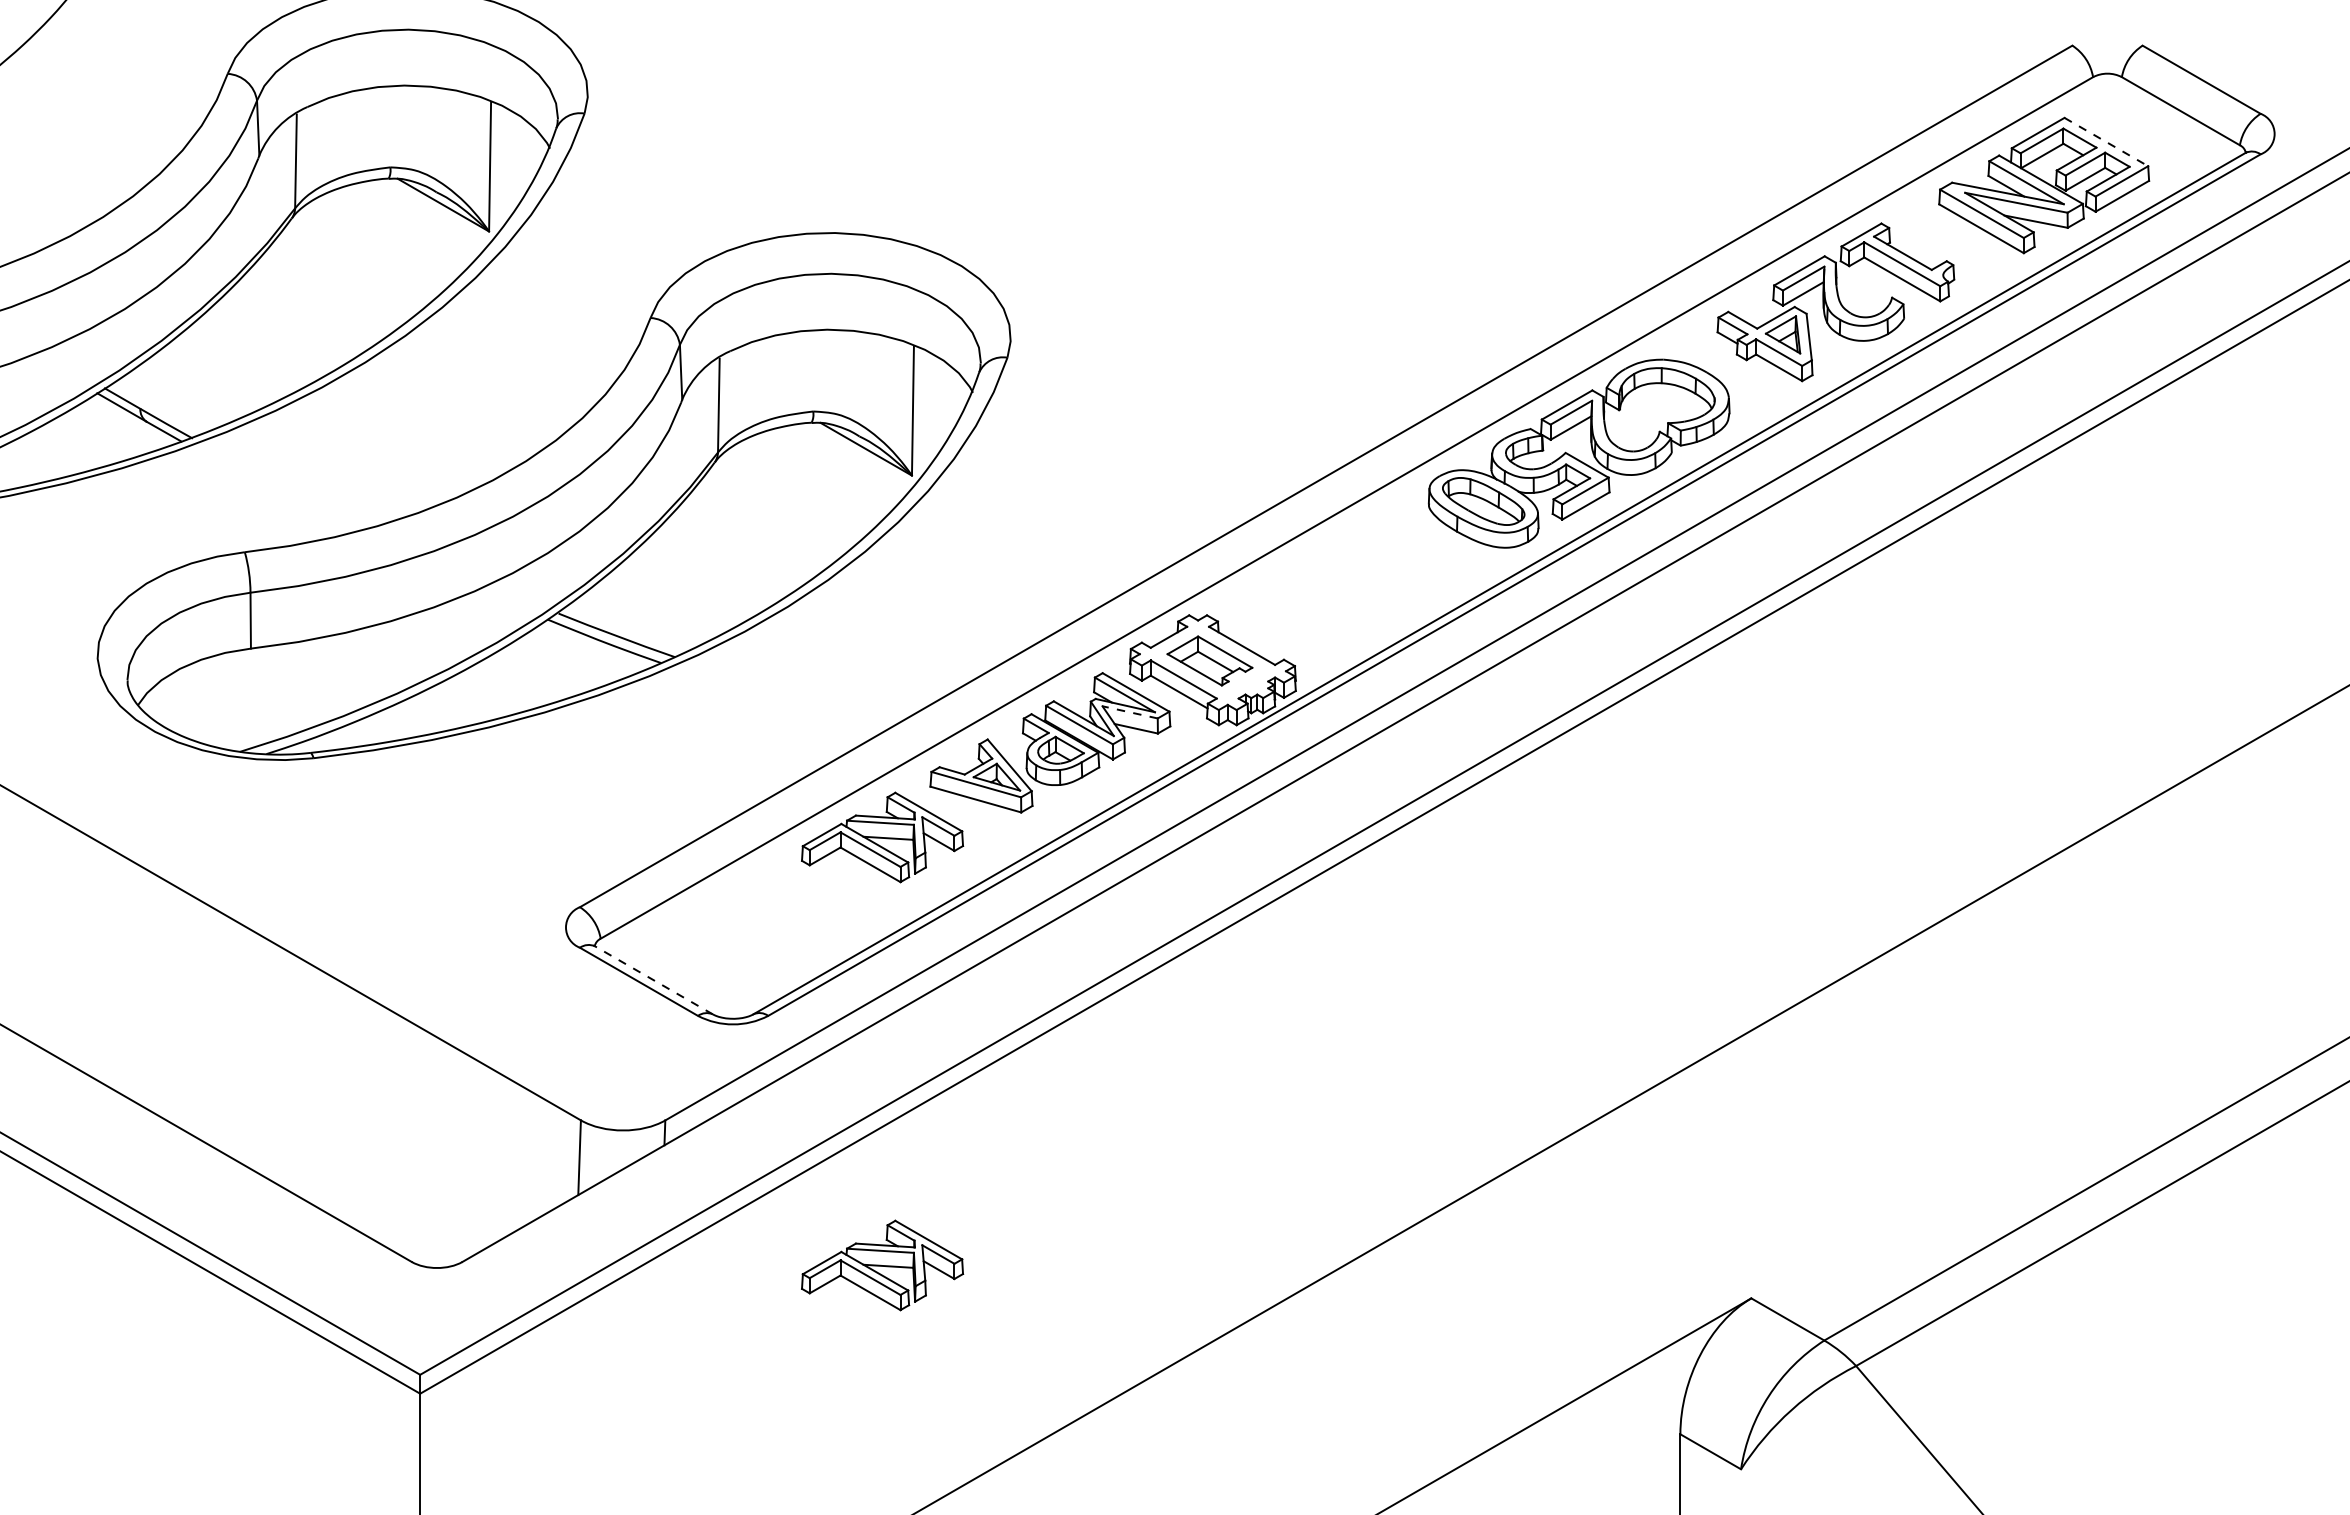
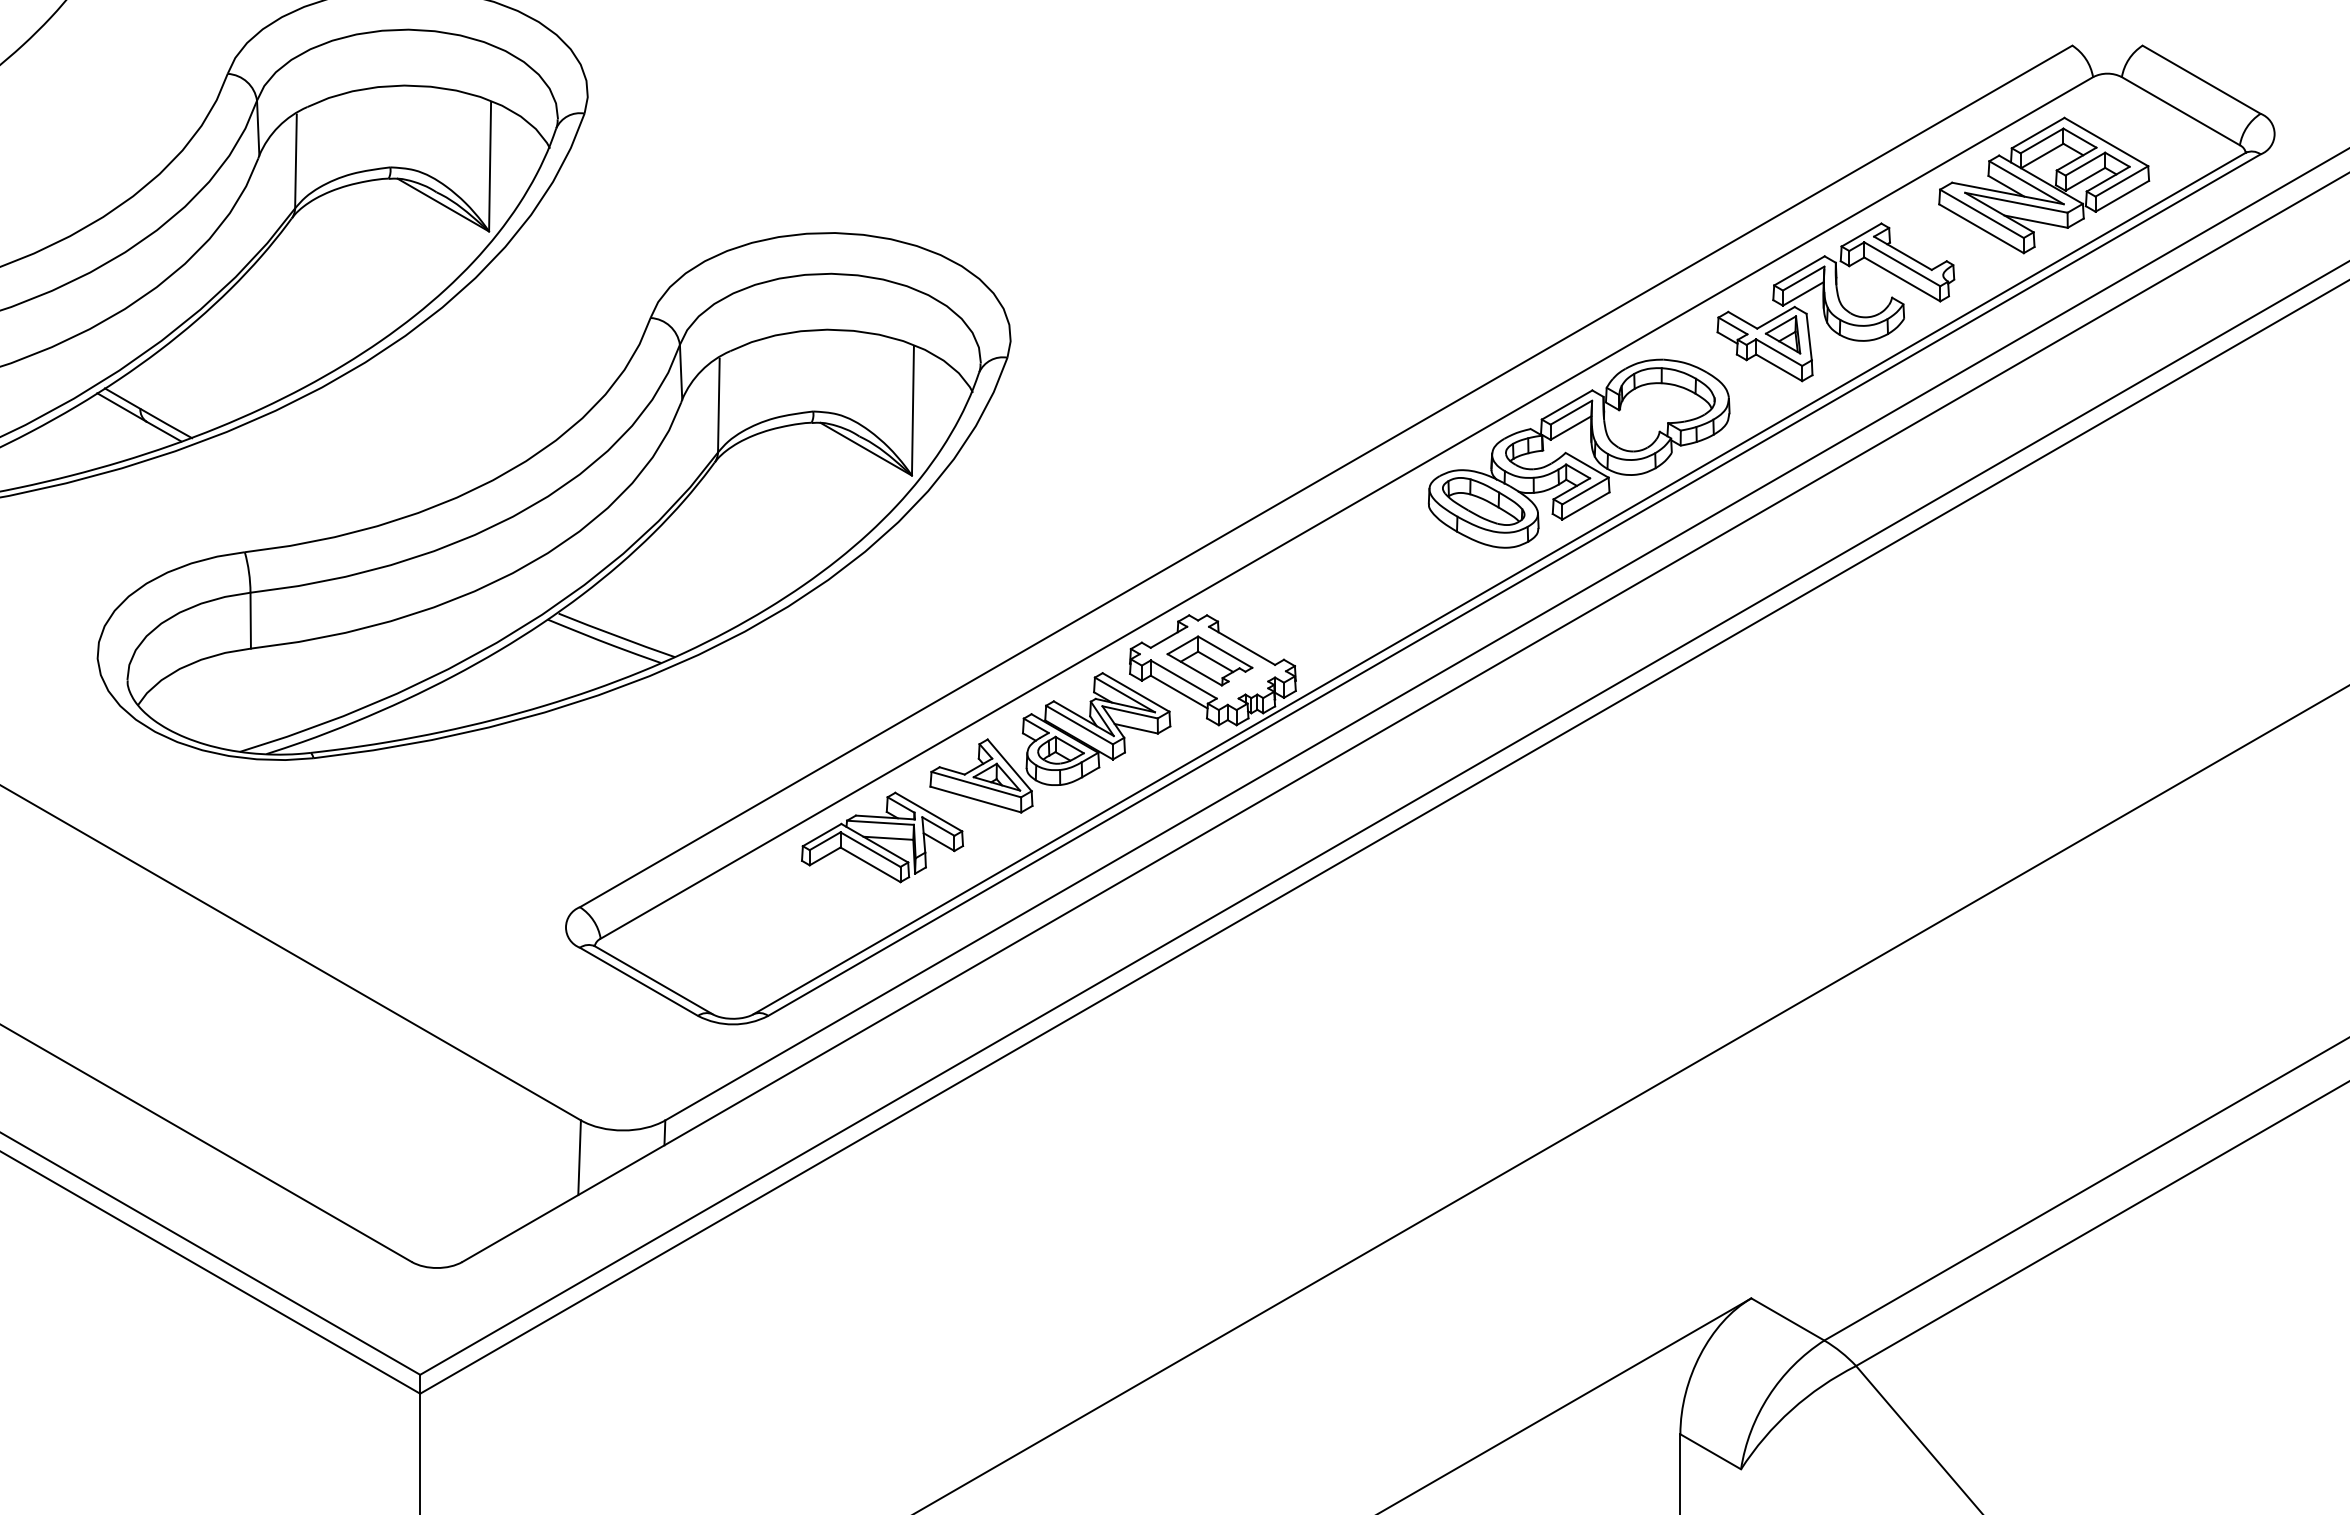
line: dashed -> solid (2106, 142)
line: dashed -> solid (1129, 712)
line: dashed -> solid (653, 980)
part: present -> none (882, 1265)
